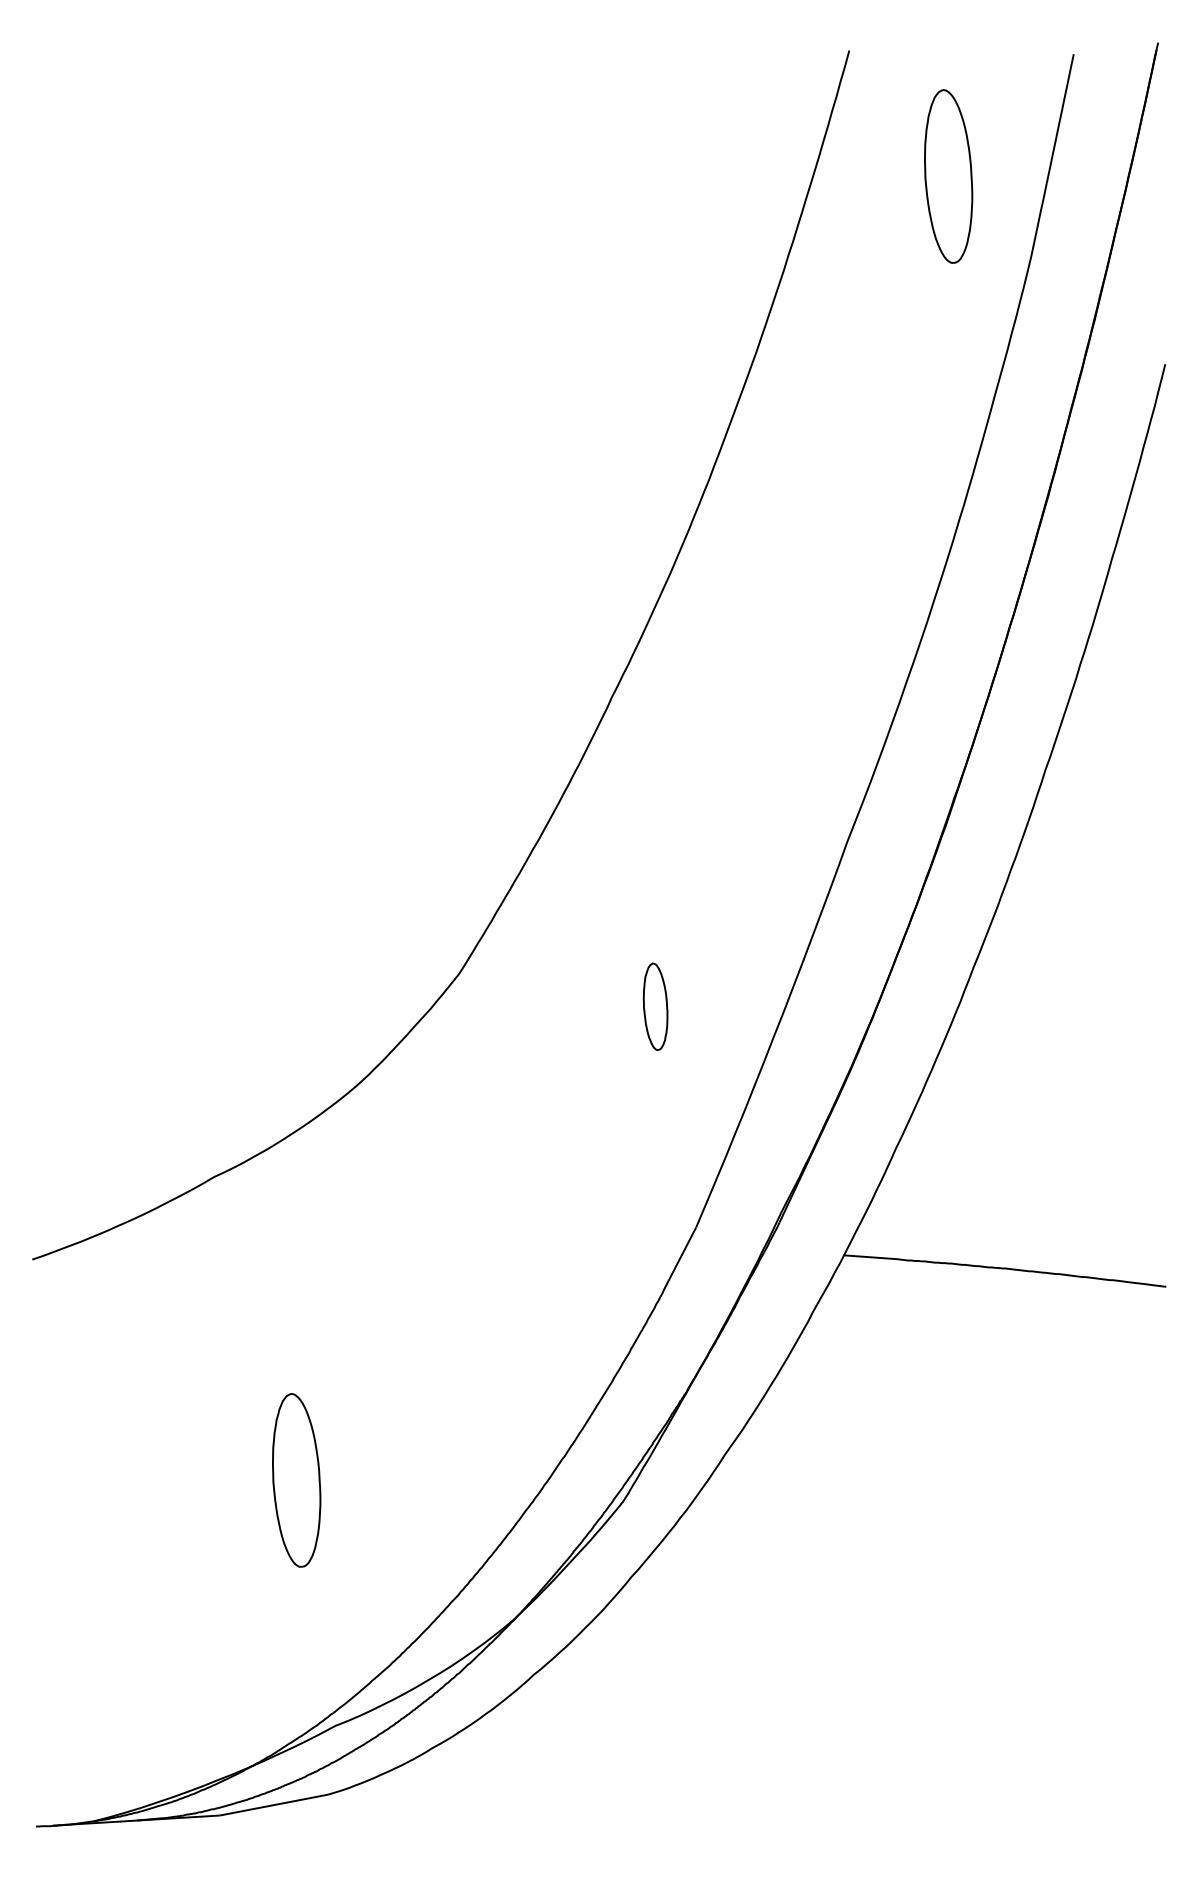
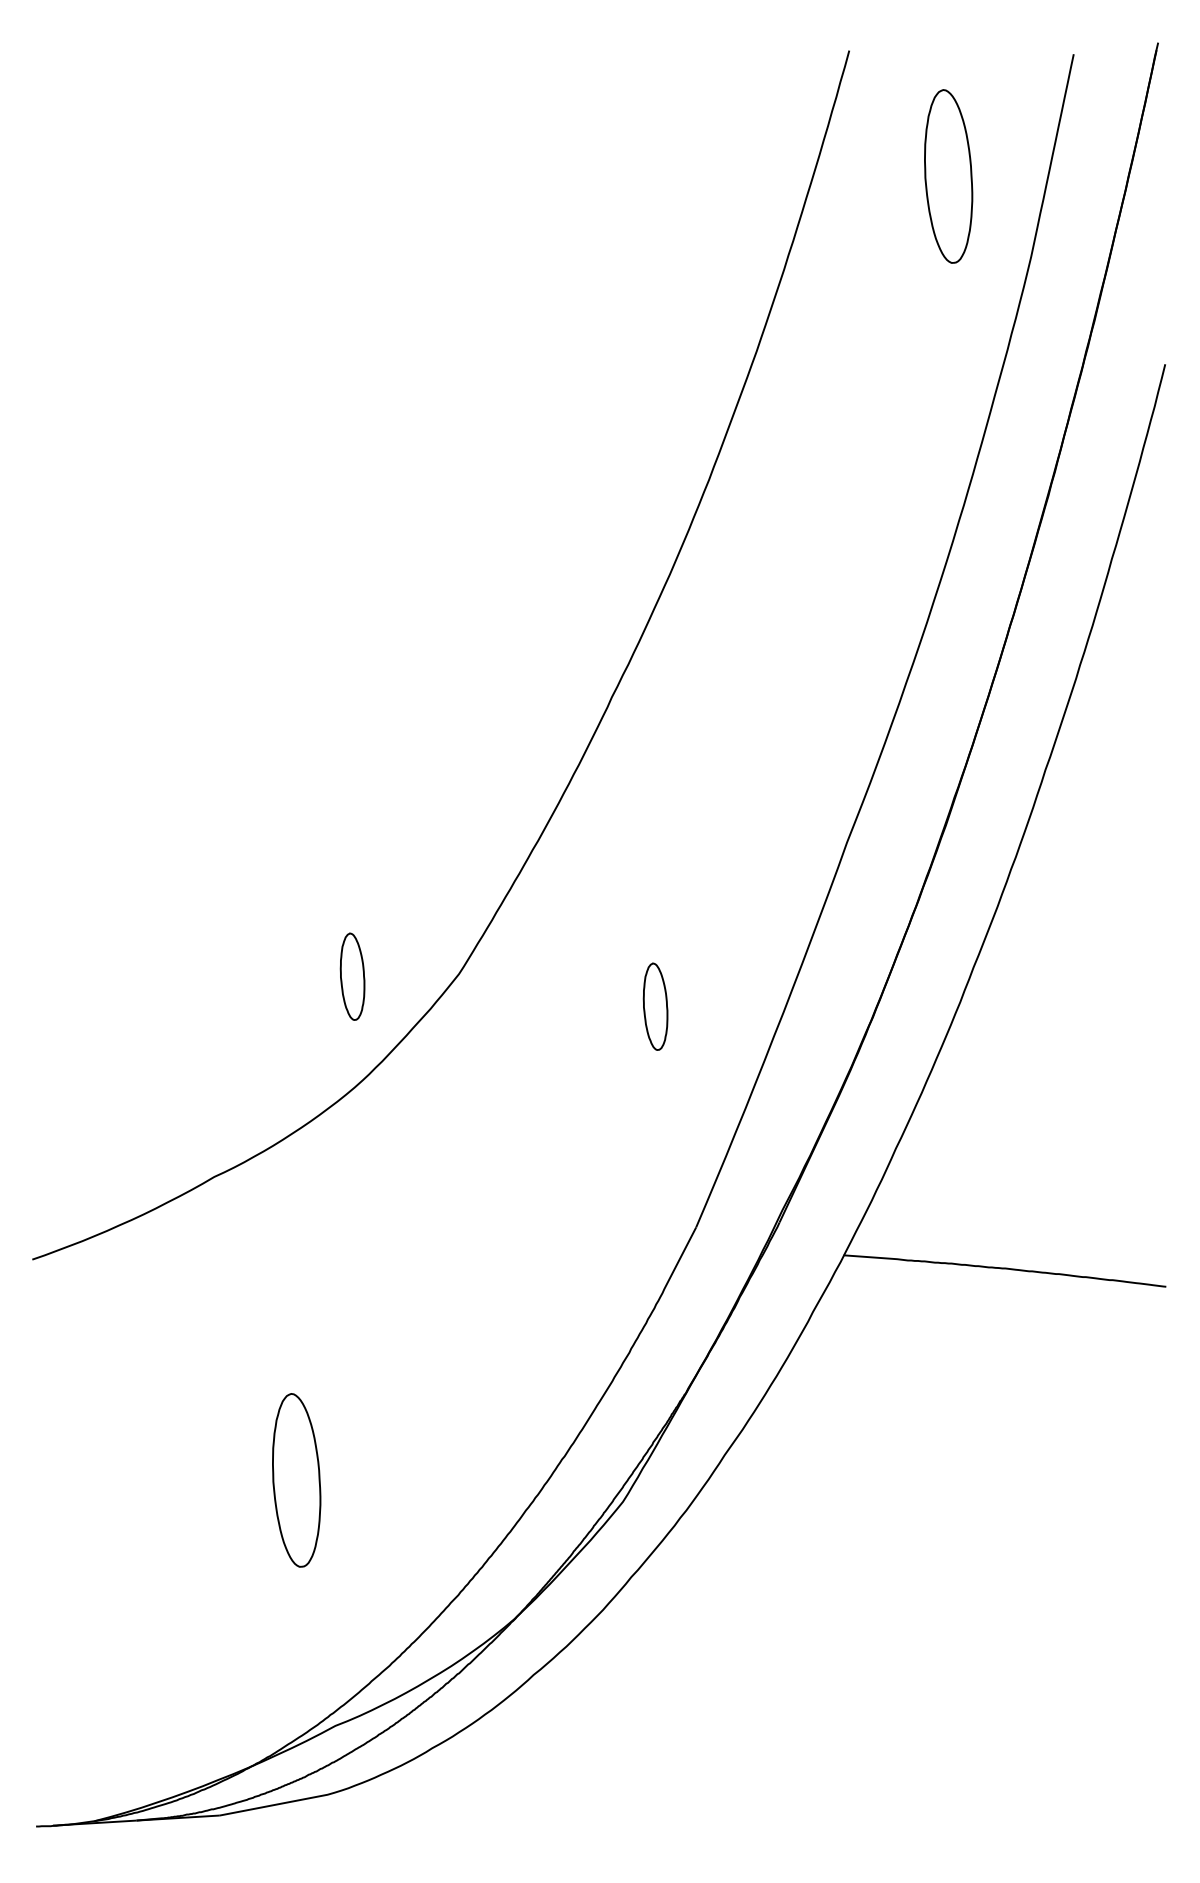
part: none -> present (352, 976)
